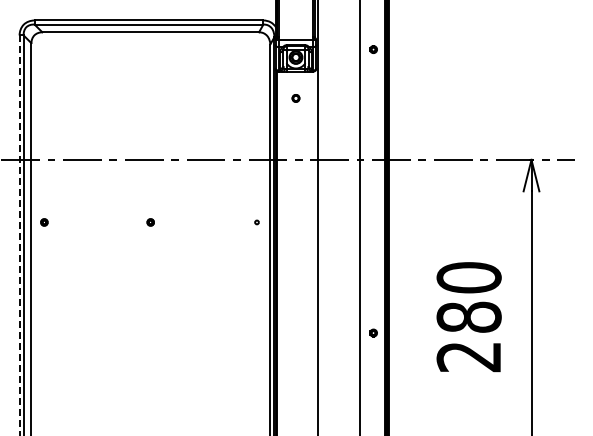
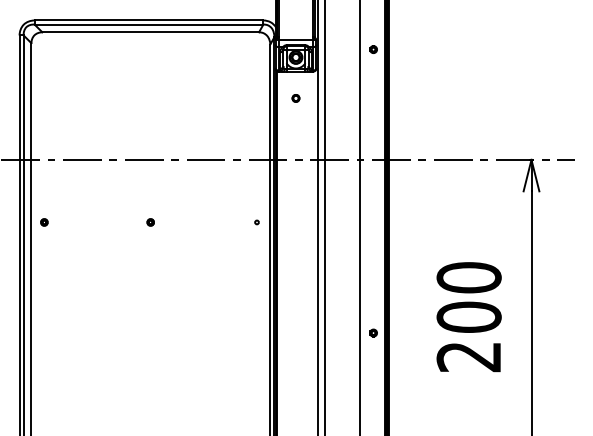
line: none -> present (325, 217)
line: dashed -> solid (19, 235)
text: 280 -> 200 (468, 316)
